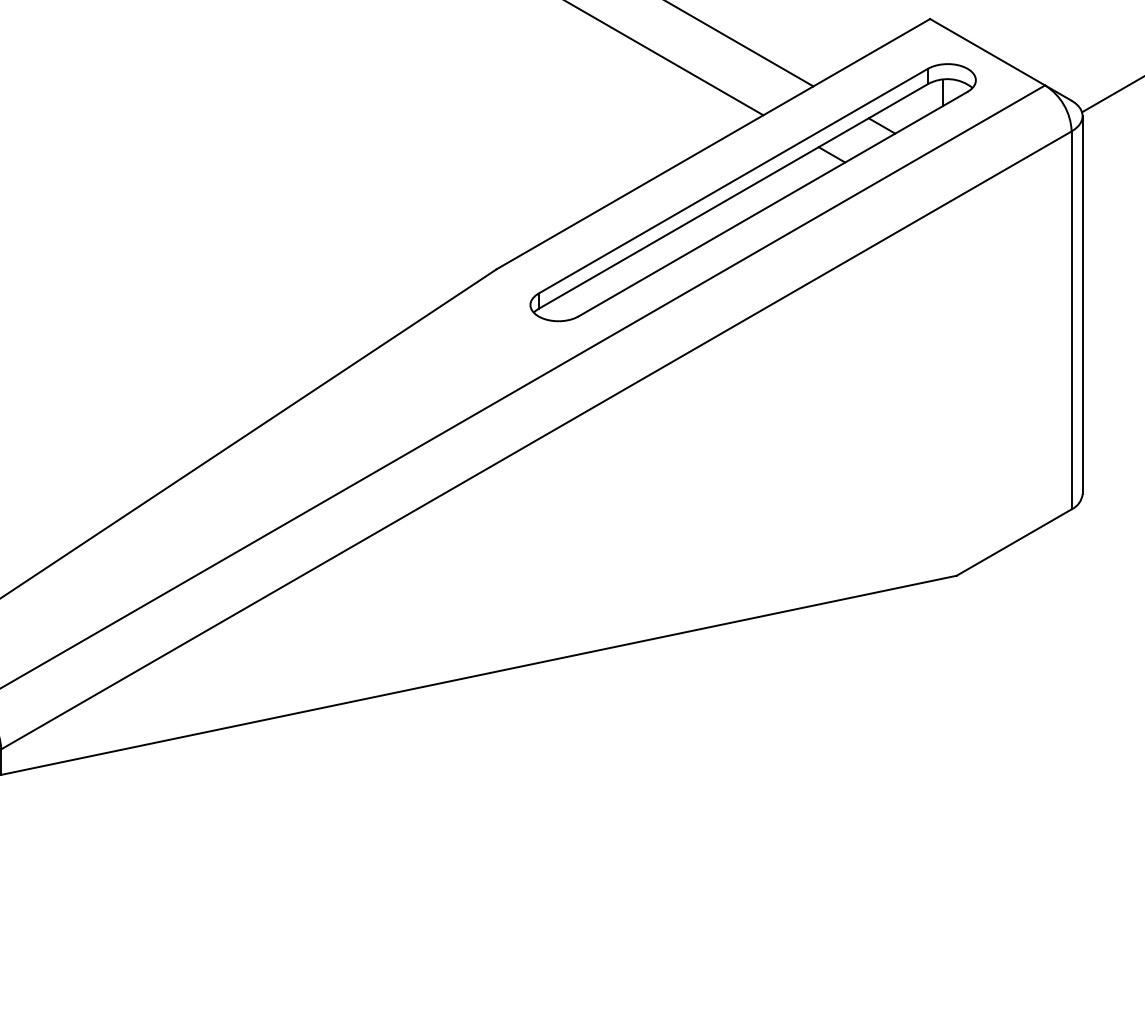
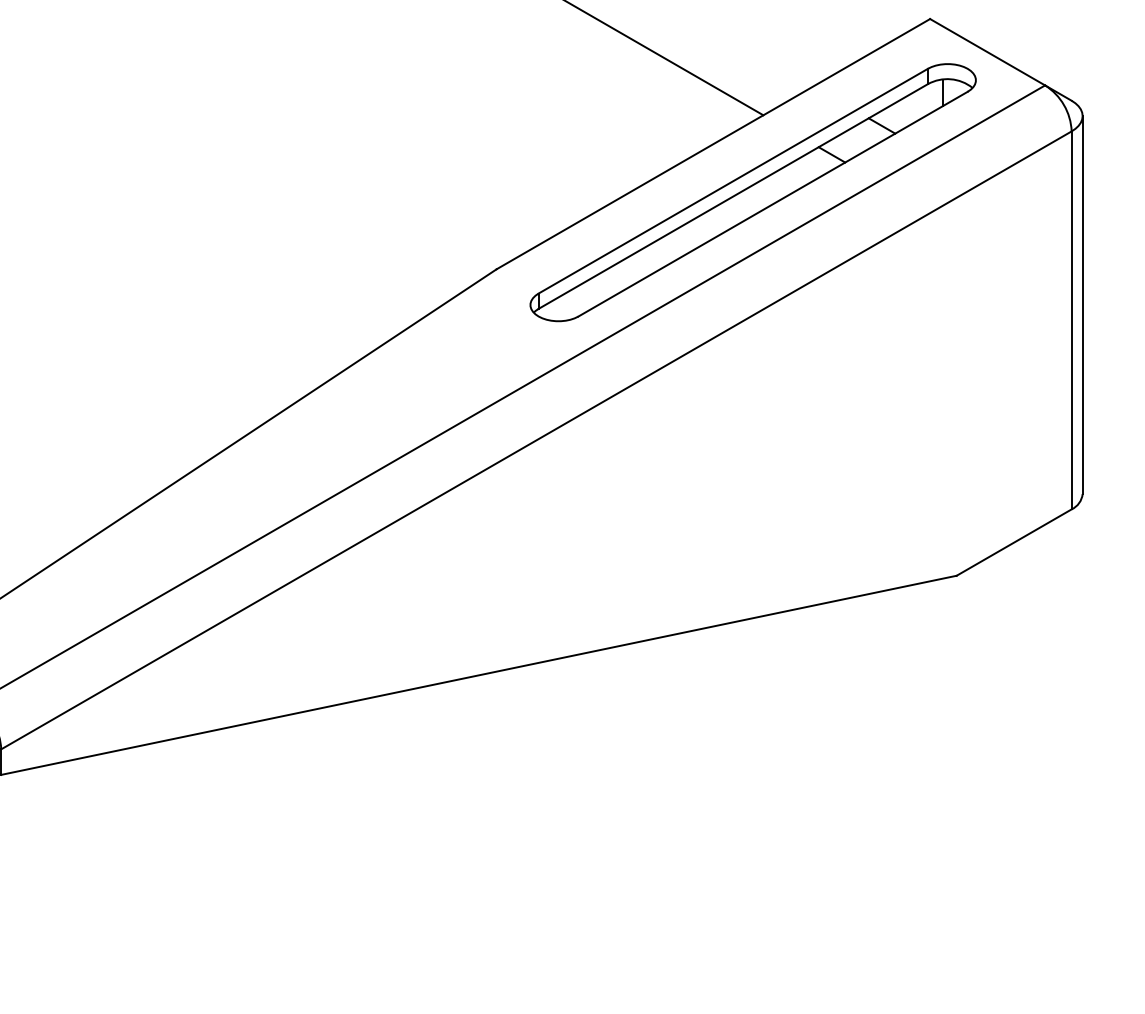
line: present -> none (740, 44)
line: present -> none (1111, 95)
